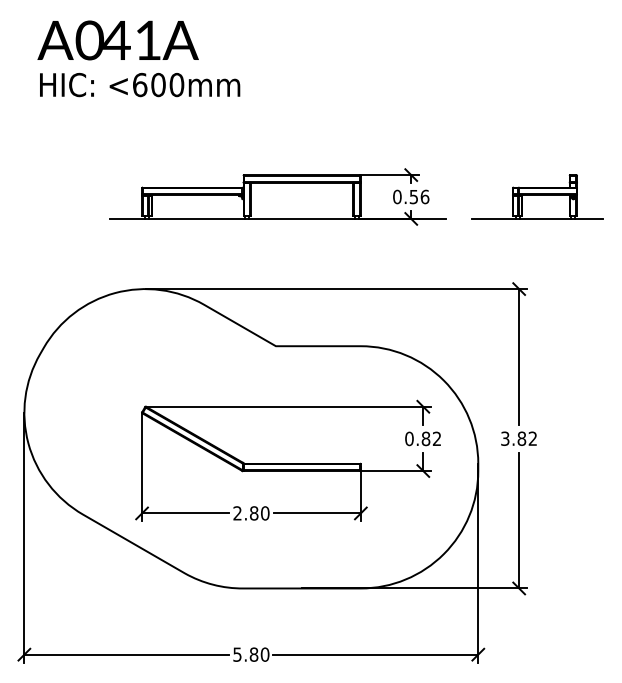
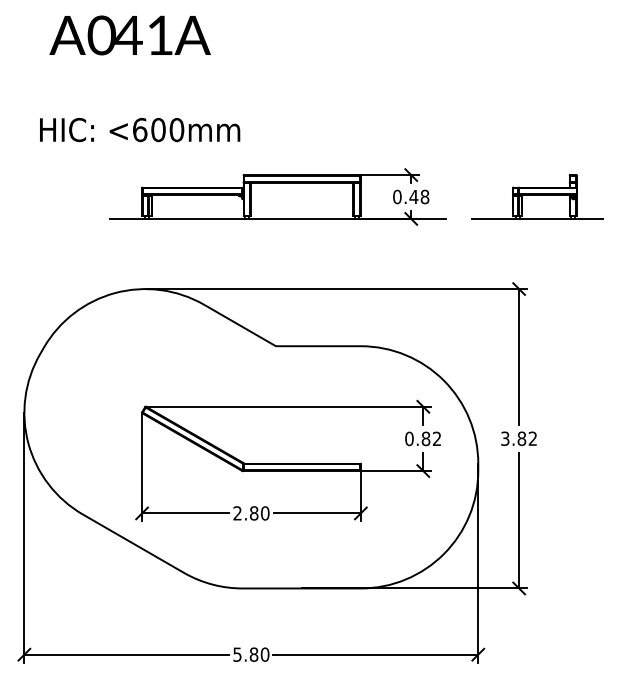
text position: (117, 40) -> (129, 35) (129, 35)
text position: (140, 84) -> (140, 129) (140, 129)
text: 0.56 -> 0.48 (419, 196)
